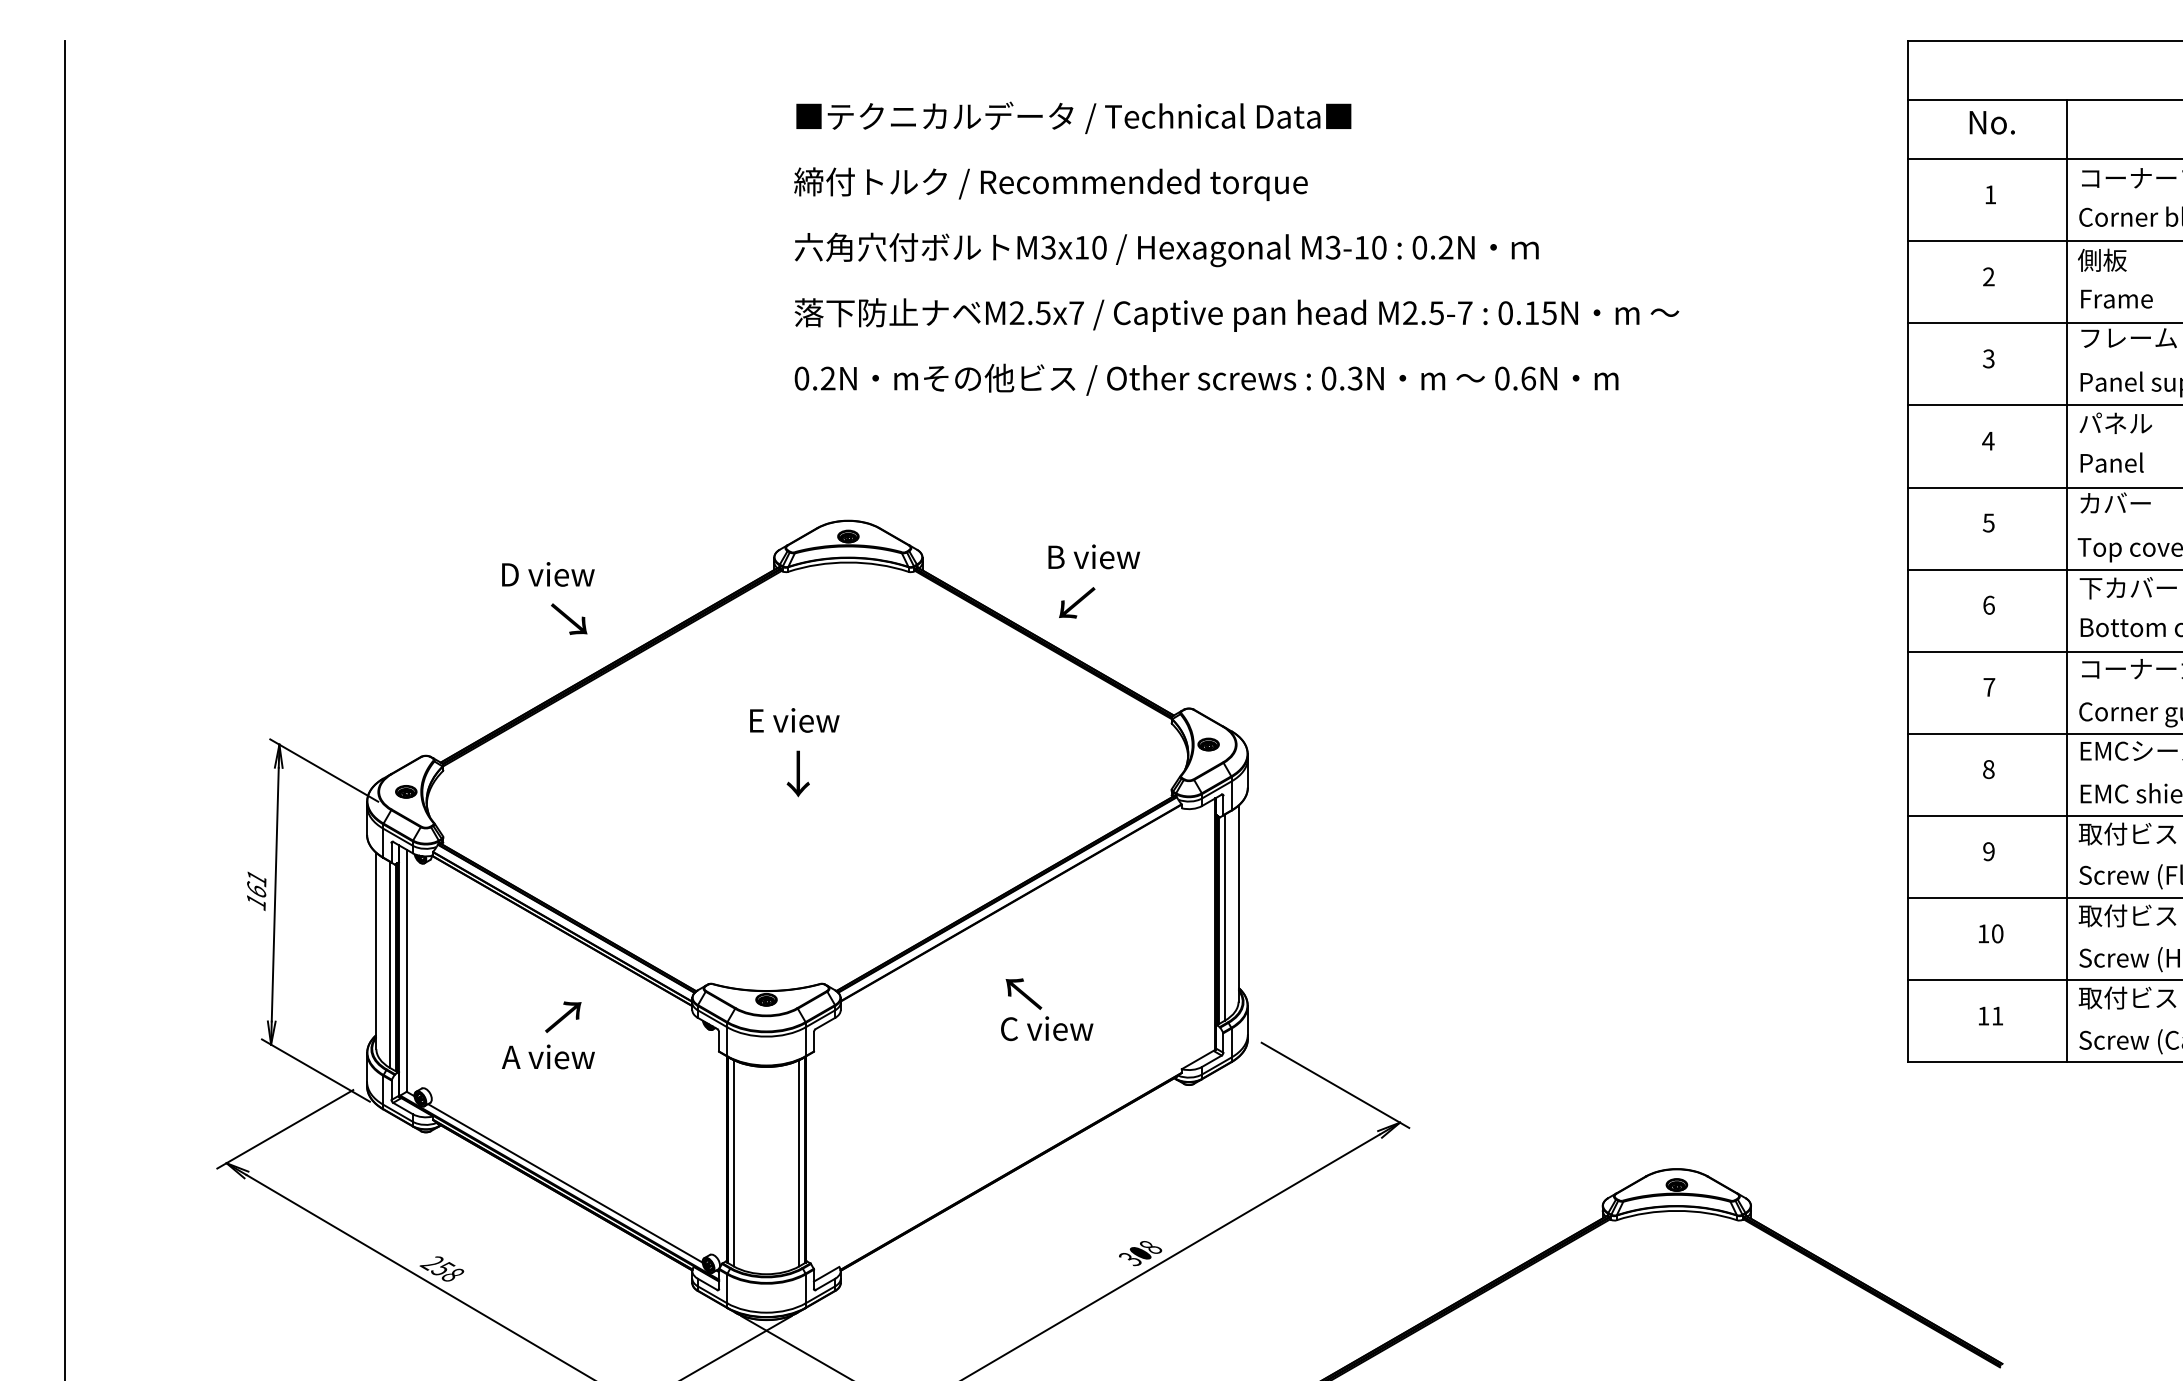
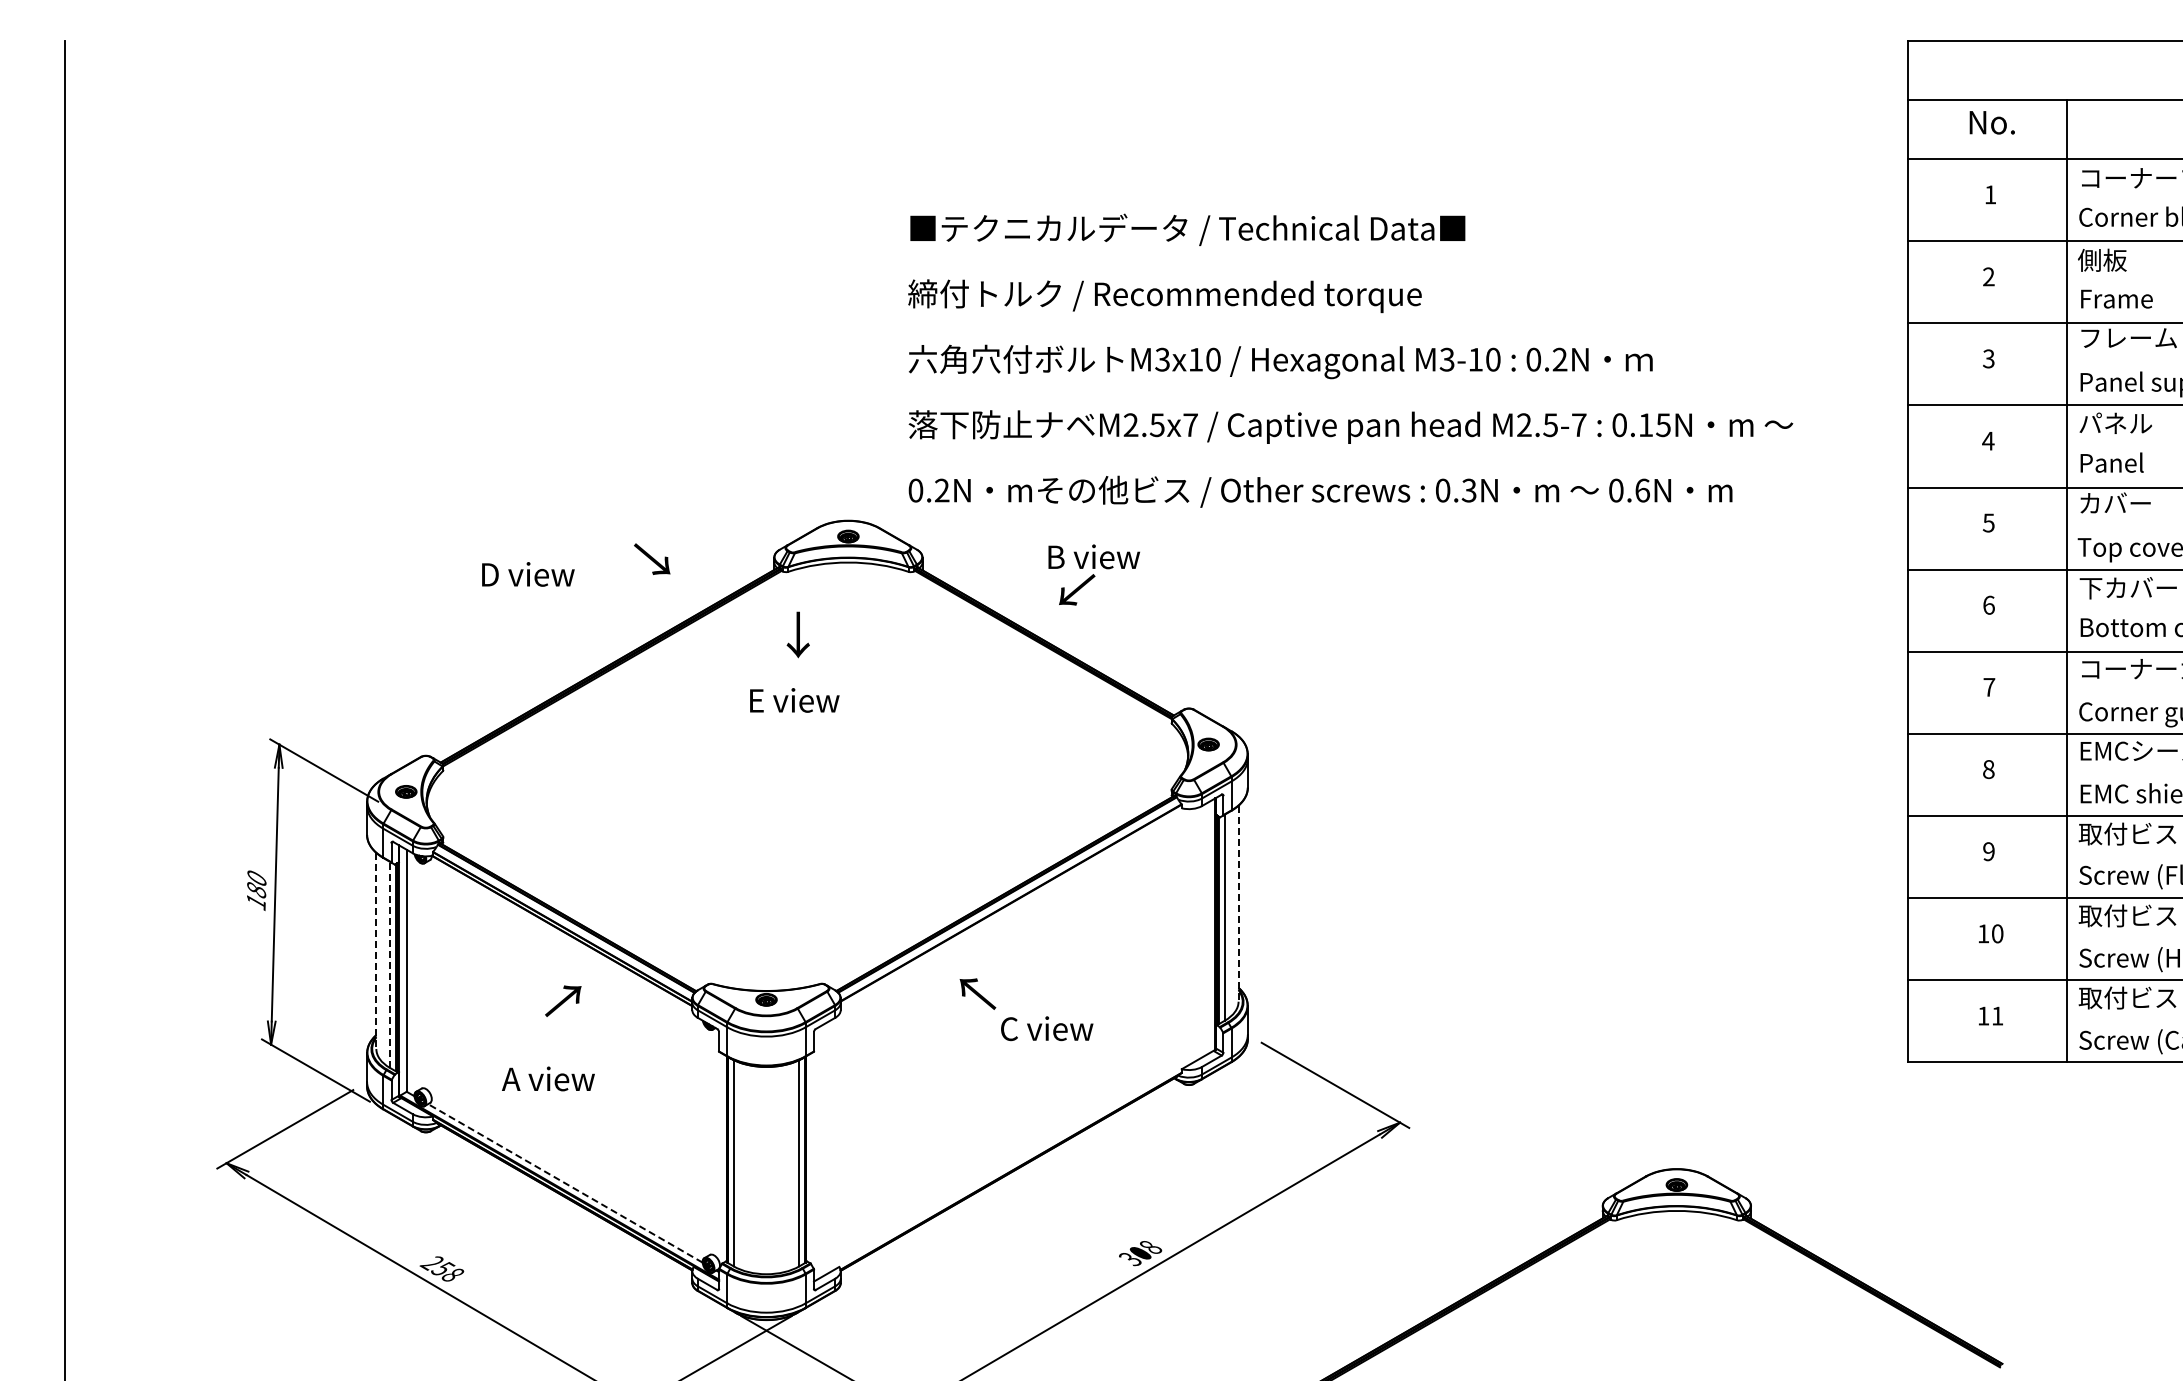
text position: (1236, 248) -> (1350, 360) (1350, 360)
text position: (548, 574) -> (528, 574) (528, 574)
text position: (1077, 602) -> (1077, 589) (1077, 589)
text position: (569, 618) -> (652, 558) (652, 558)
text position: (794, 720) -> (794, 700) (794, 700)
text position: (797, 773) -> (797, 634) (797, 634)
text: 161 -> 180 (256, 884)
line: solid -> dashed (1238, 903)
line: solid -> dashed (376, 950)
line: solid -> dashed (389, 964)
text position: (1023, 993) -> (977, 993) (977, 993)
text position: (563, 1016) -> (563, 1000) (563, 1000)
text position: (548, 1056) -> (548, 1078) (548, 1078)
line: solid -> dashed (565, 1183)
